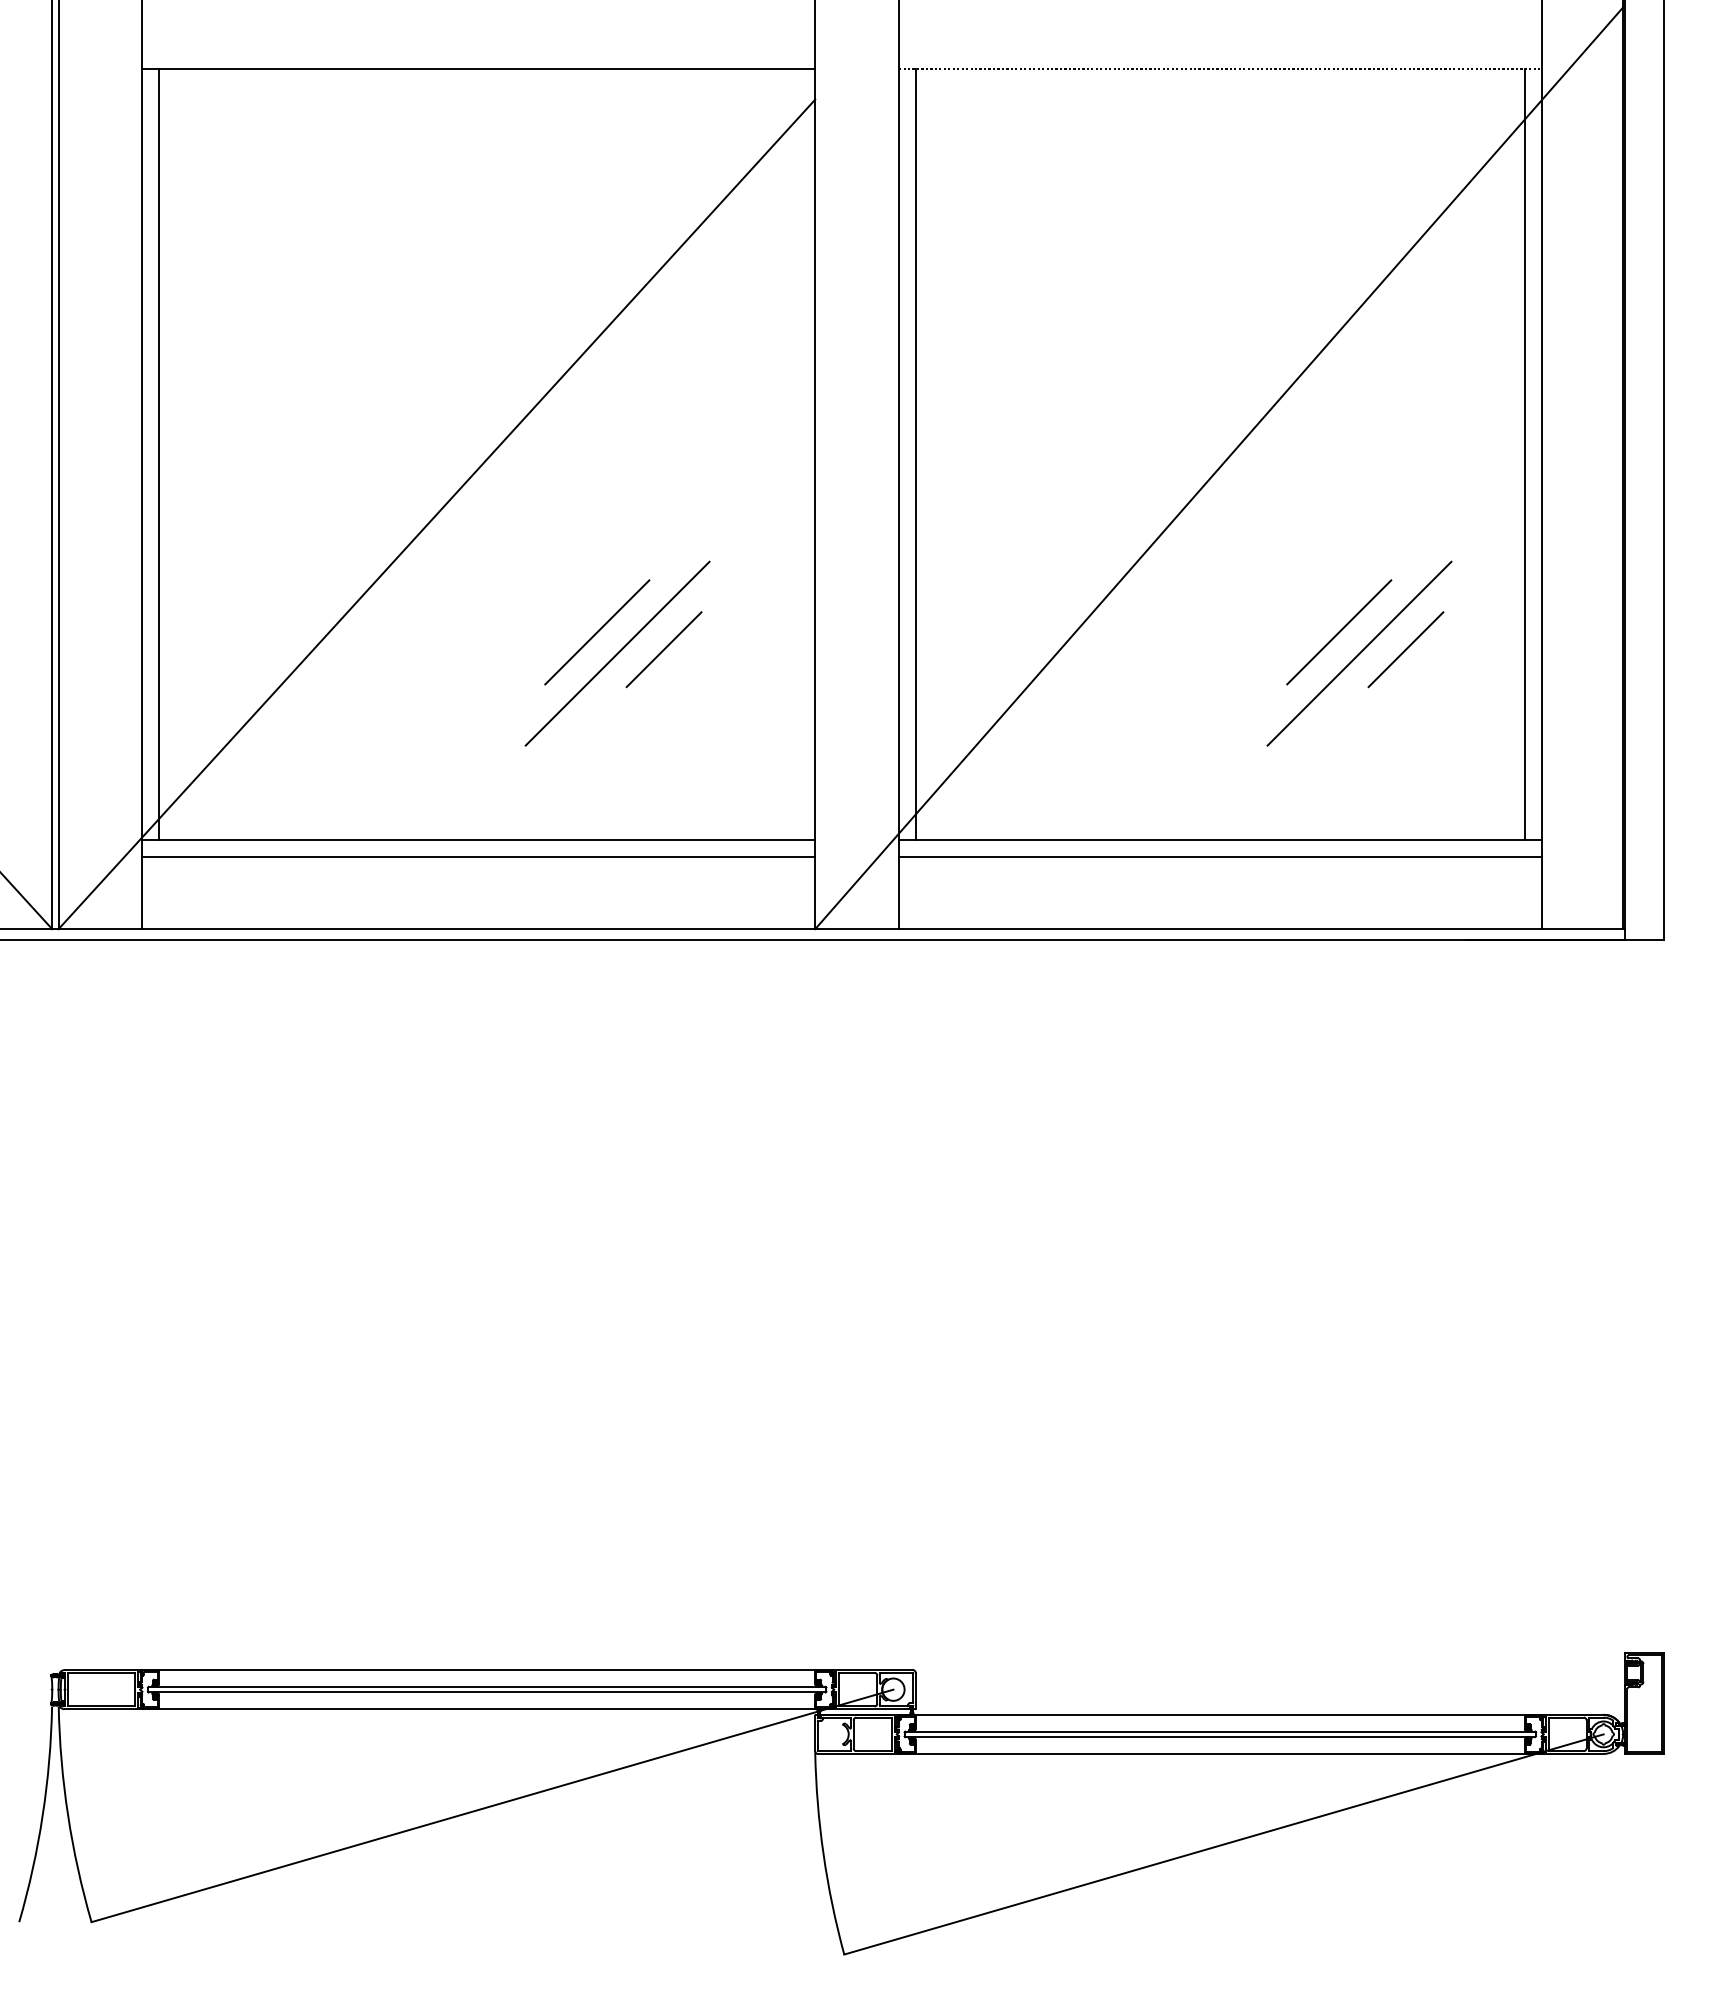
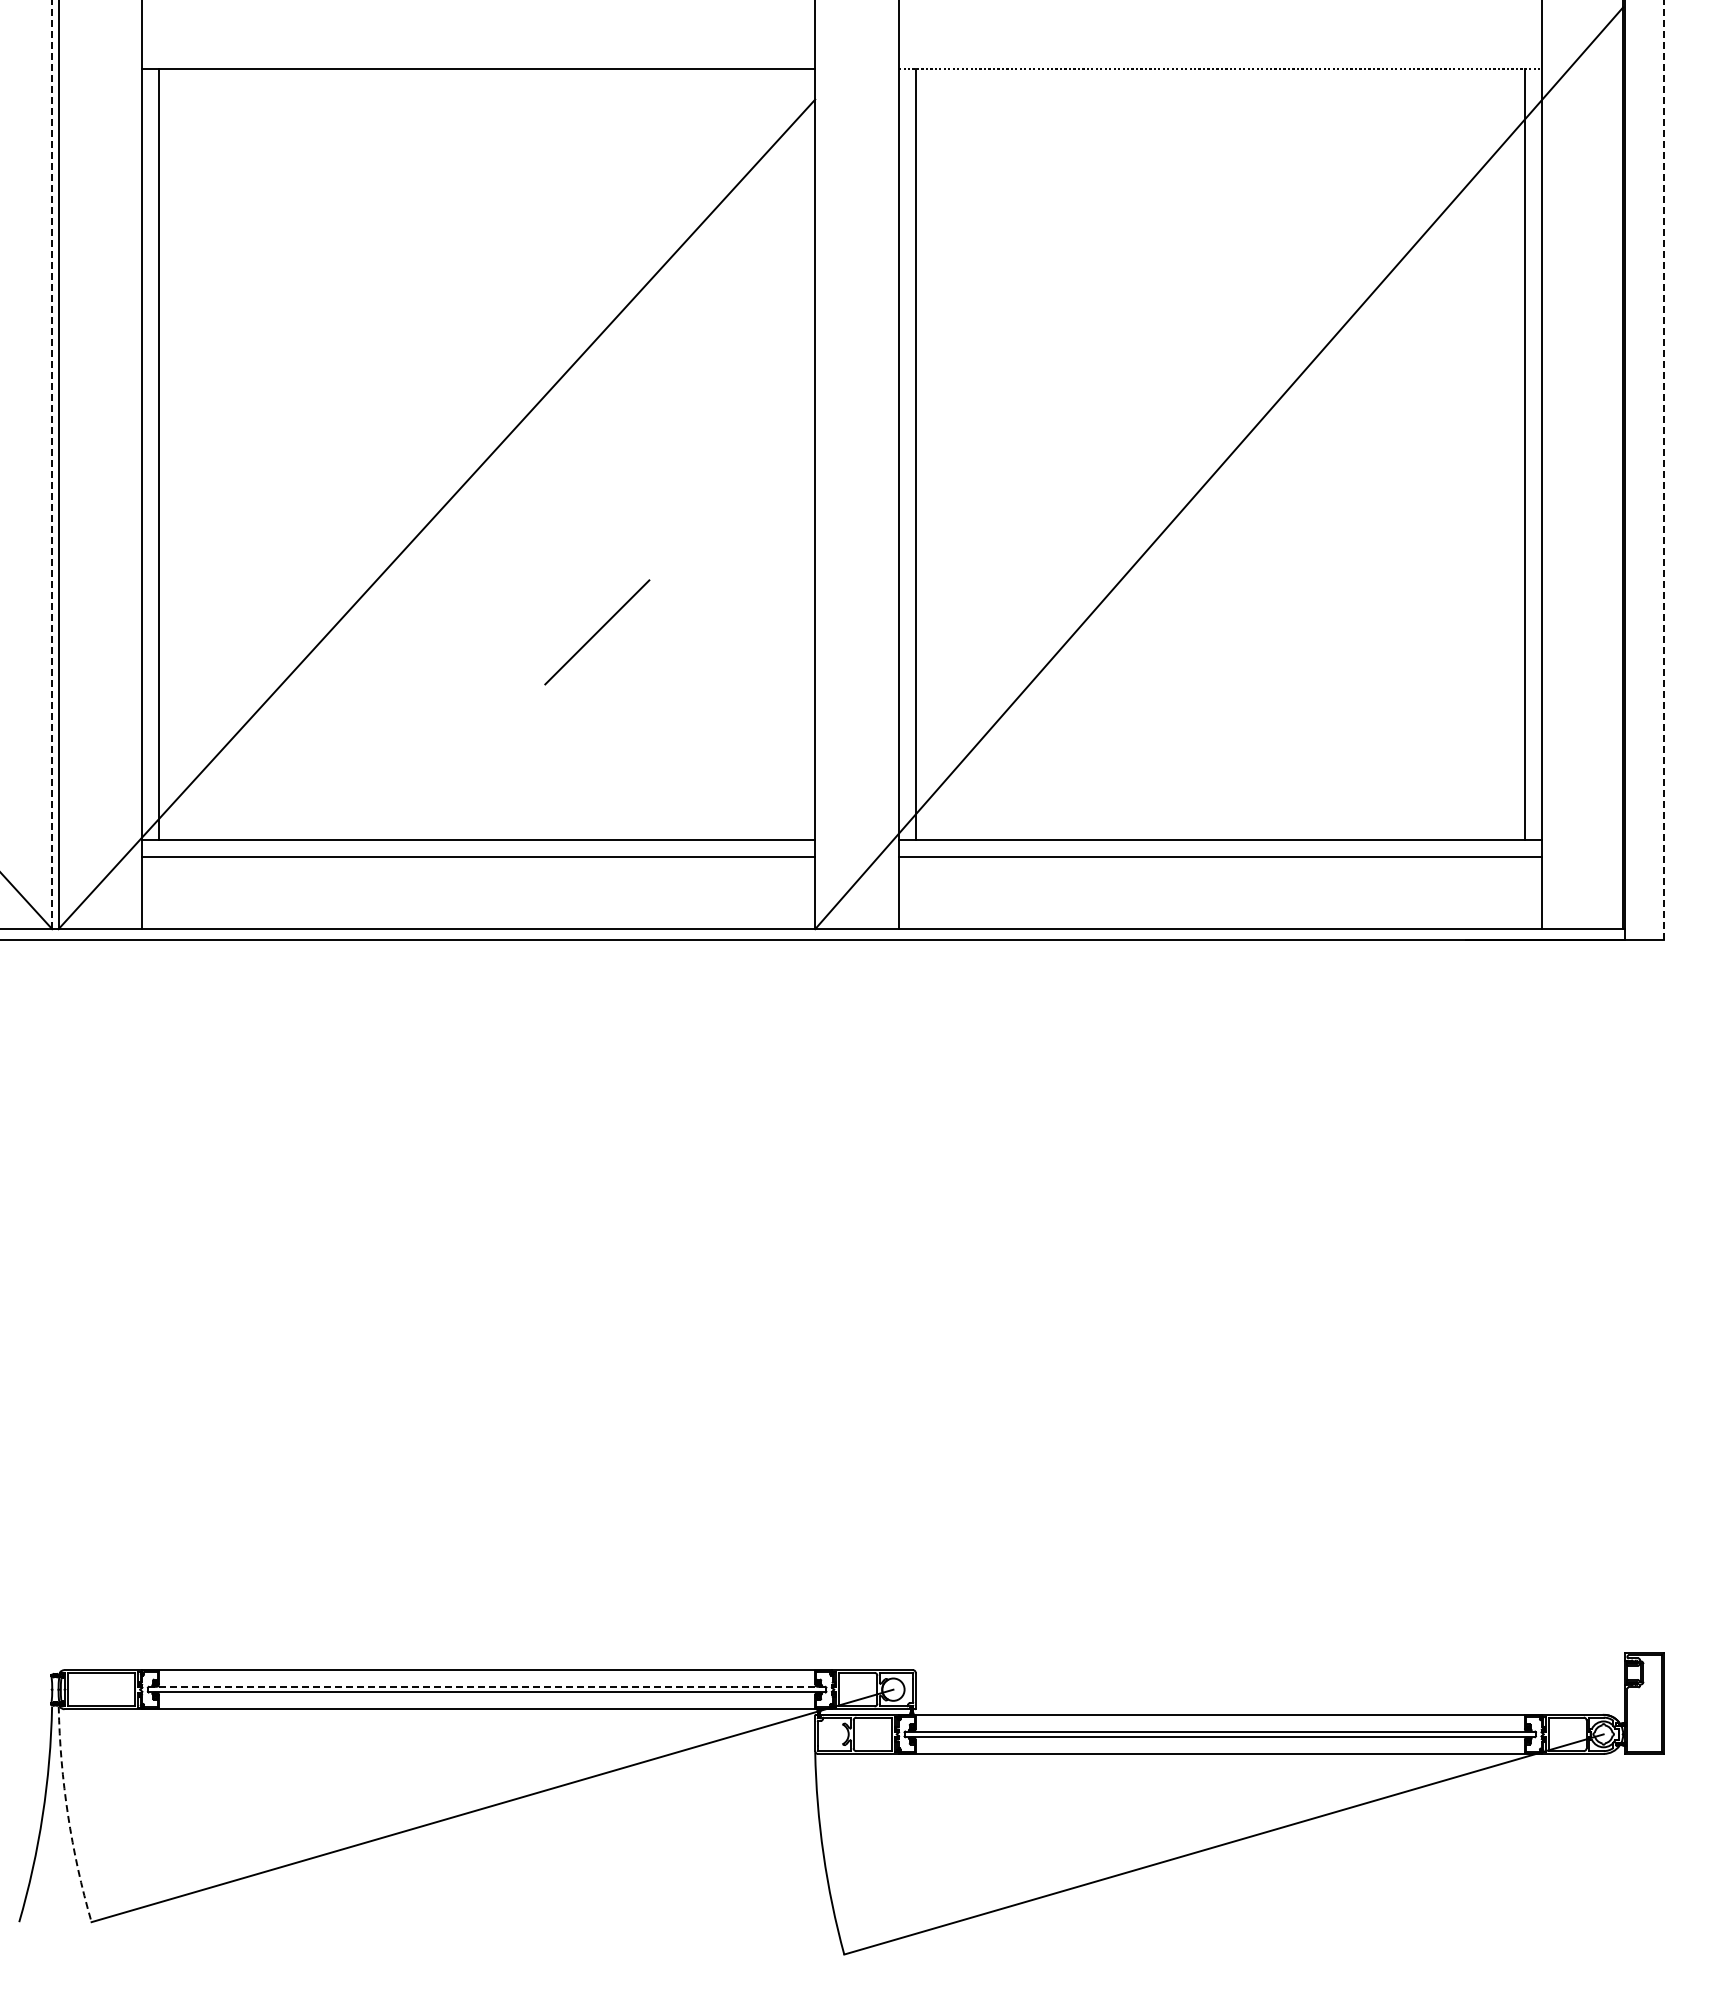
line: solid -> dashed (52, 464)
line: solid -> dashed (1664, 470)
line: present -> none (1339, 632)
line: present -> none (663, 649)
line: present -> none (1405, 649)
line: present -> none (617, 653)
line: present -> none (1359, 653)
line: solid -> dashed (487, 1686)
arc: solid -> dashed (68, 1815)
